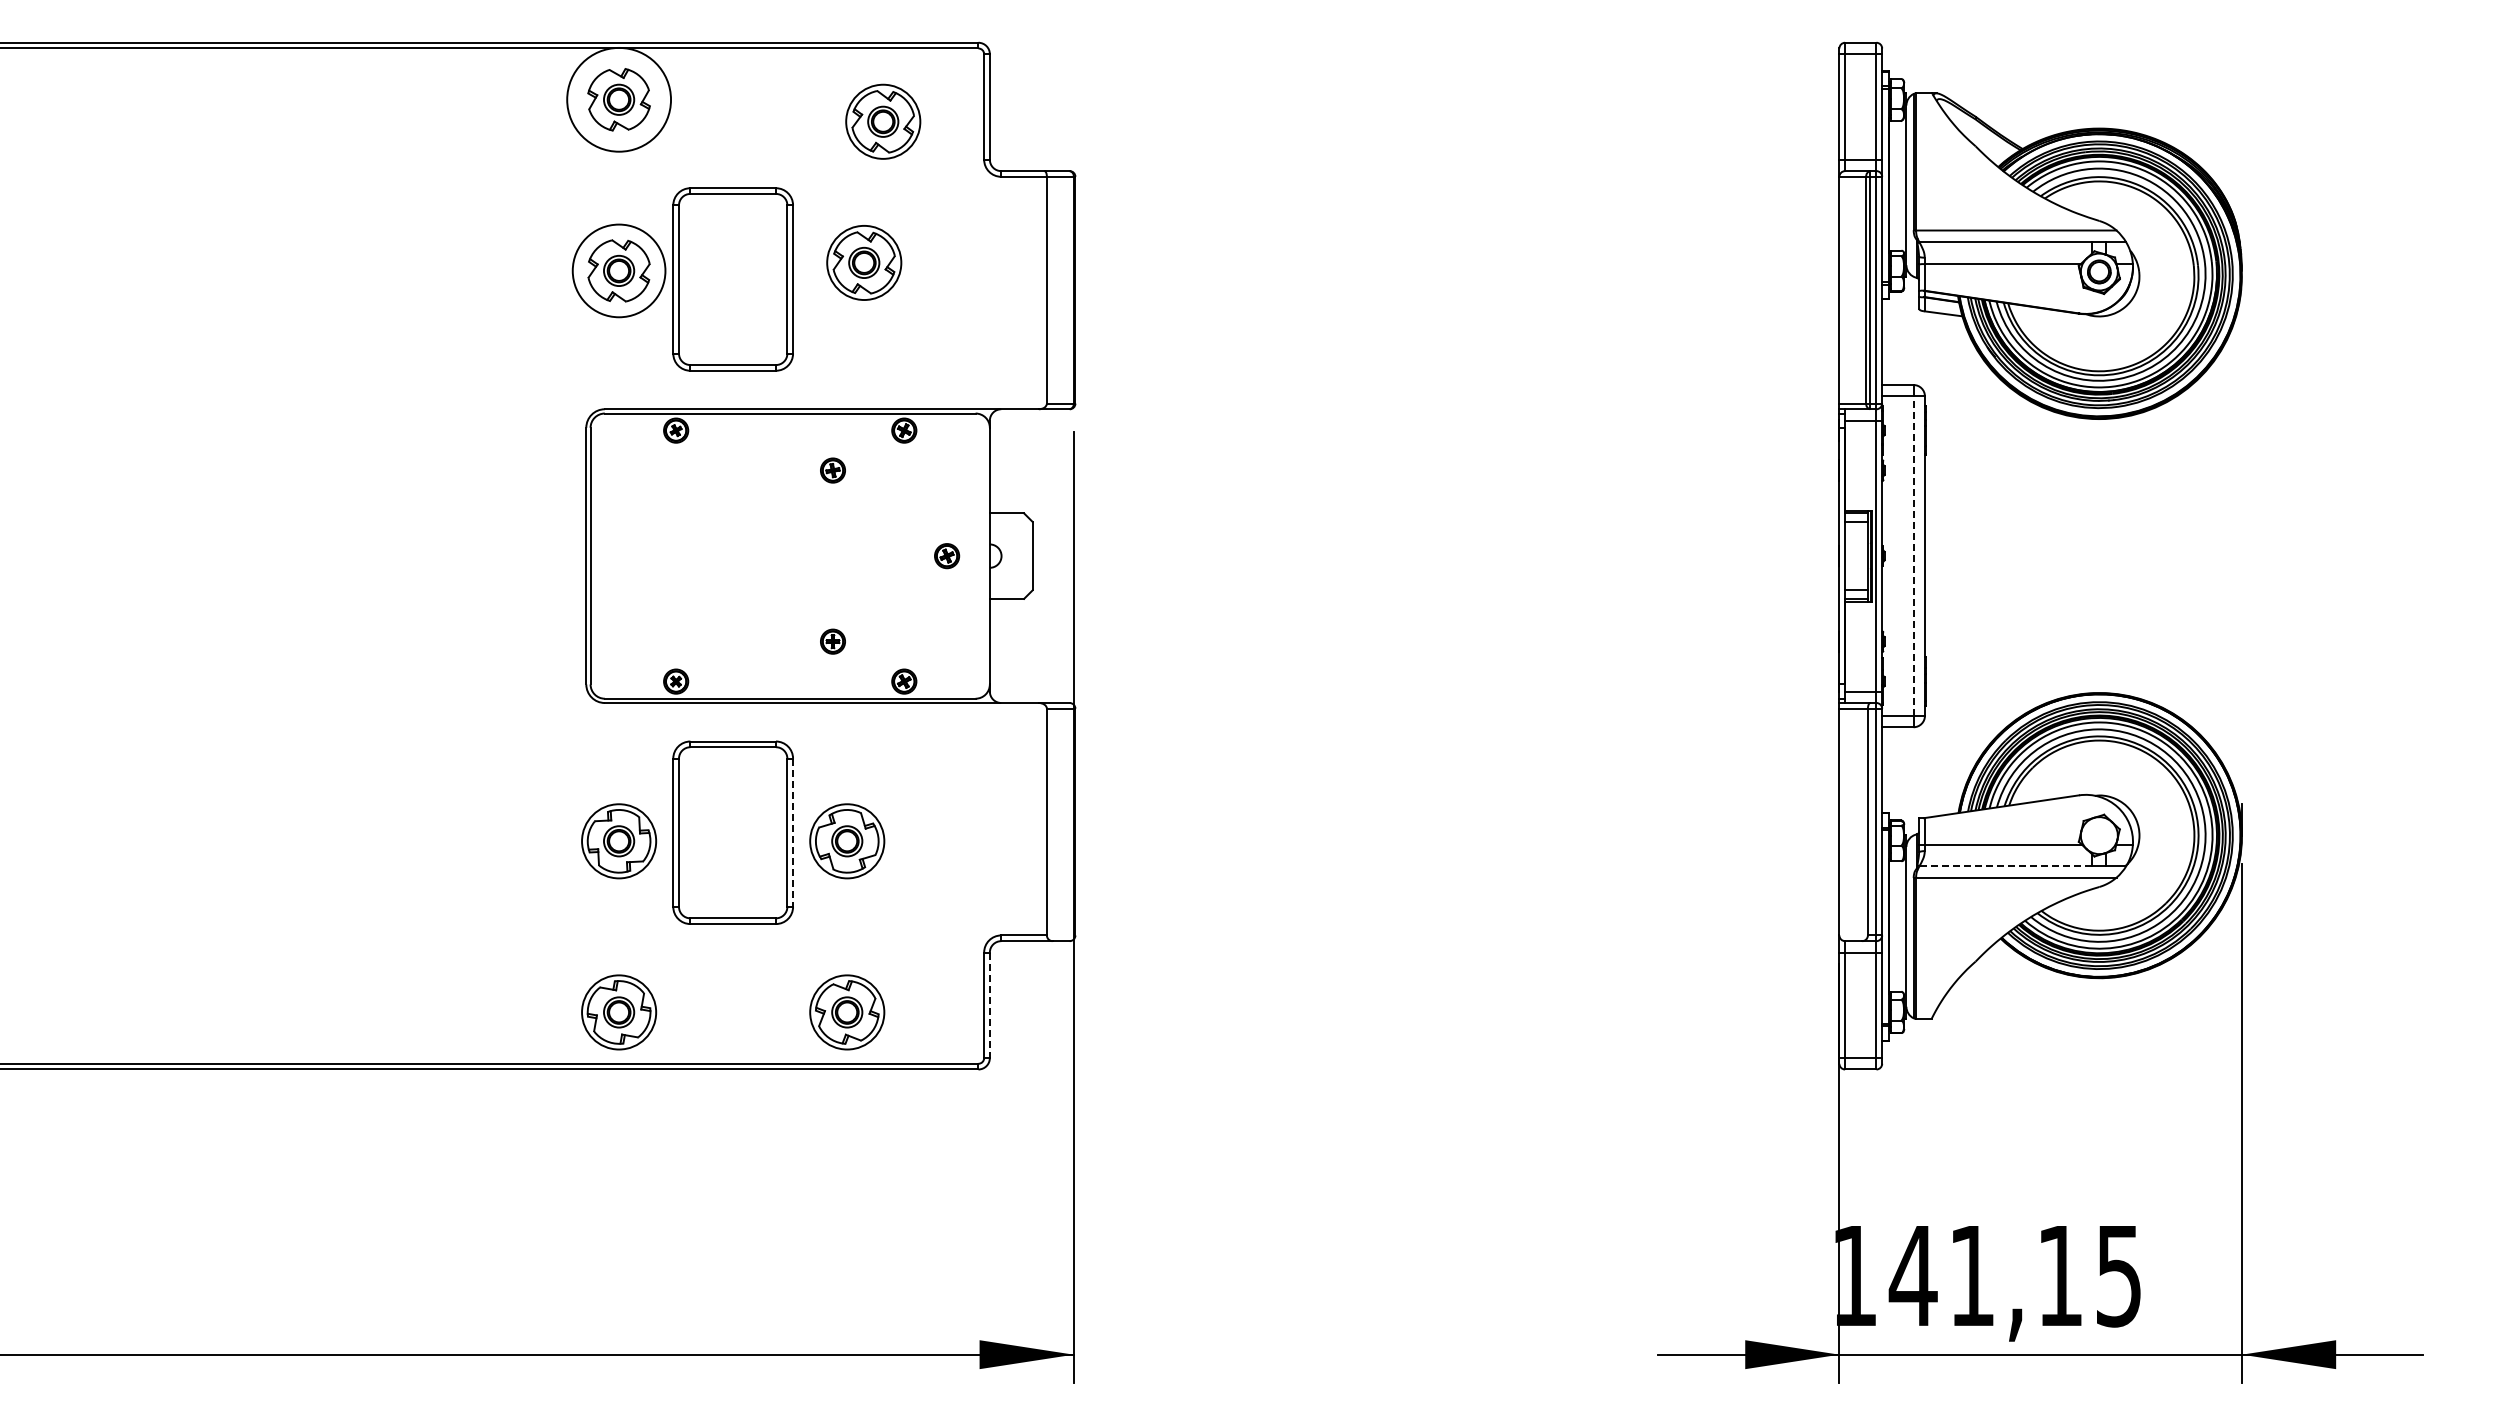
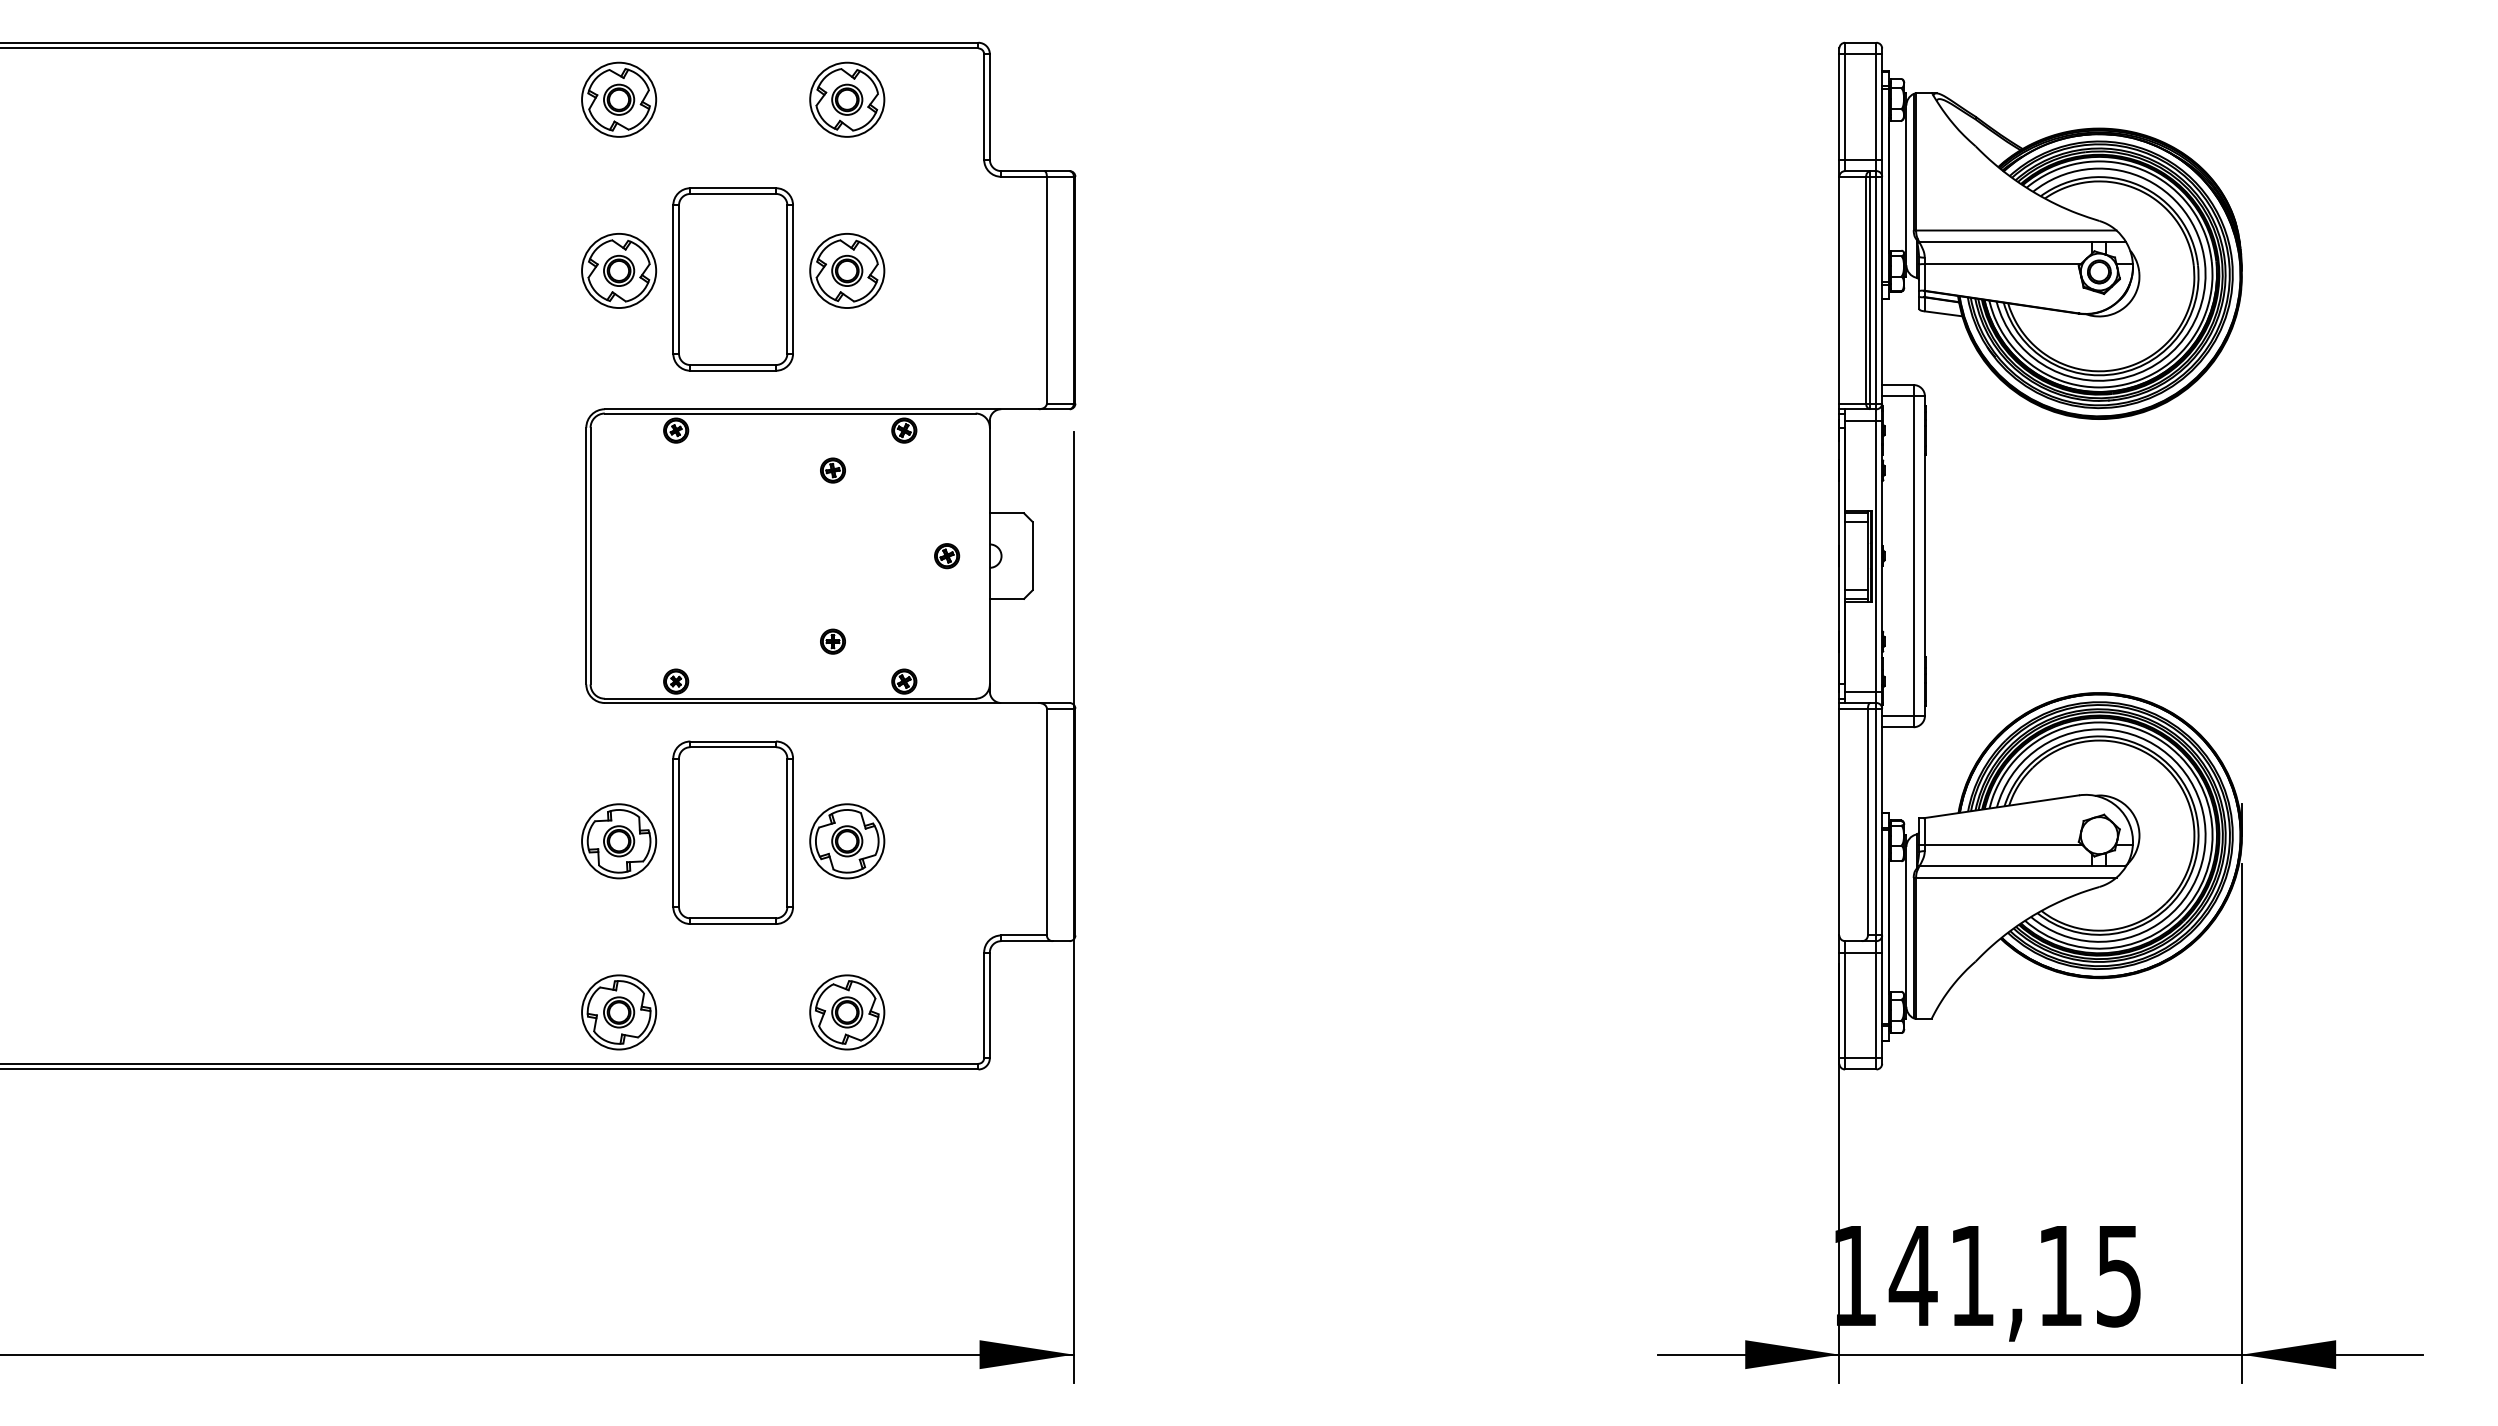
circle diameter: 104 px -> 74 px (619, 99)
part position: (883, 121) -> (847, 99) (847, 99)
part position: (864, 262) -> (847, 270) (847, 270)
circle diameter: 93 px -> 74 px (619, 270)
line: dashed -> solid (1913, 556)
line: dashed -> solid (793, 833)
line: dashed -> solid (2005, 866)
line: dashed -> solid (989, 1005)
